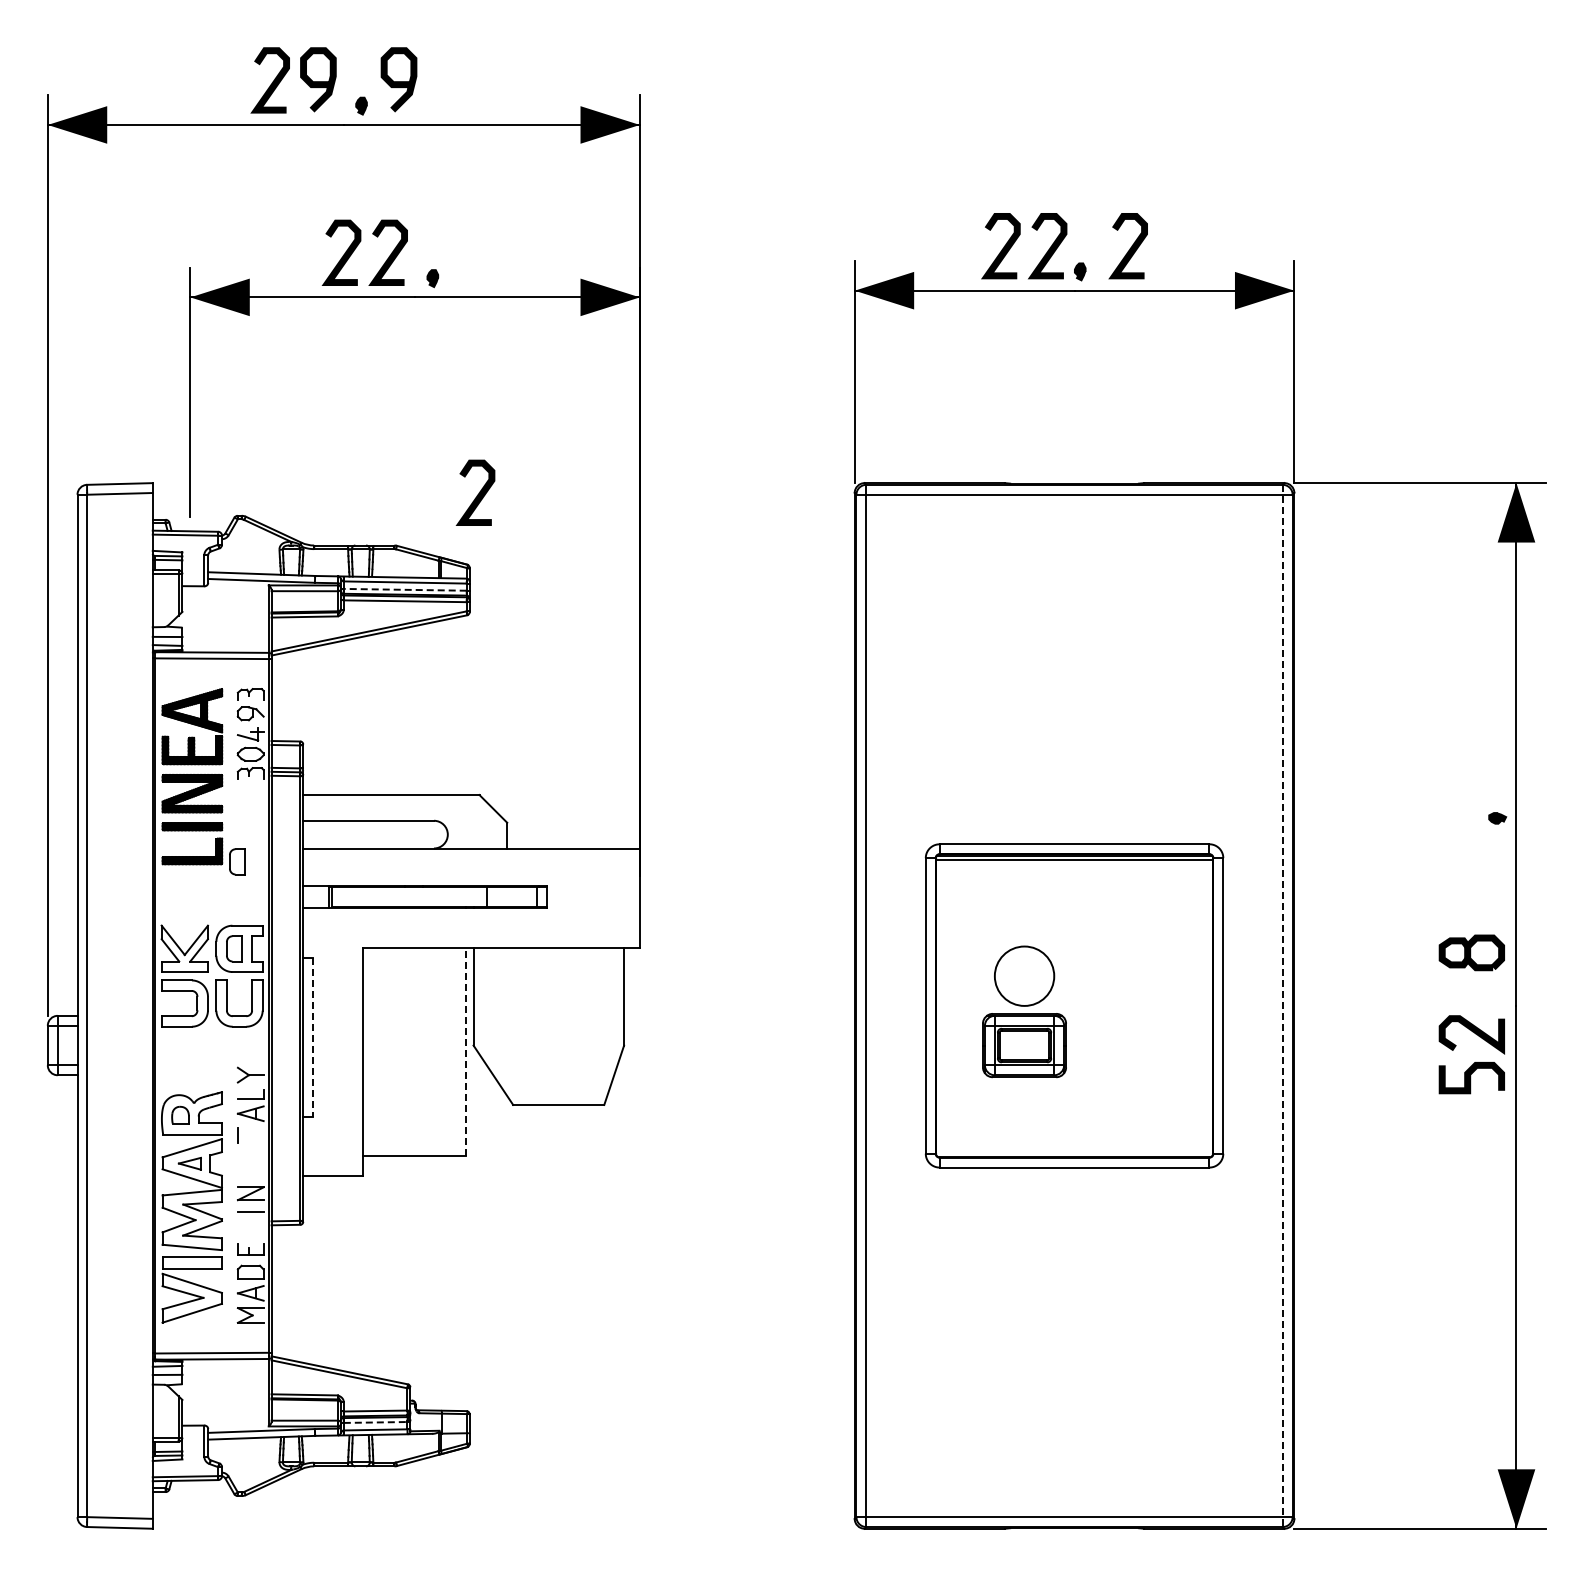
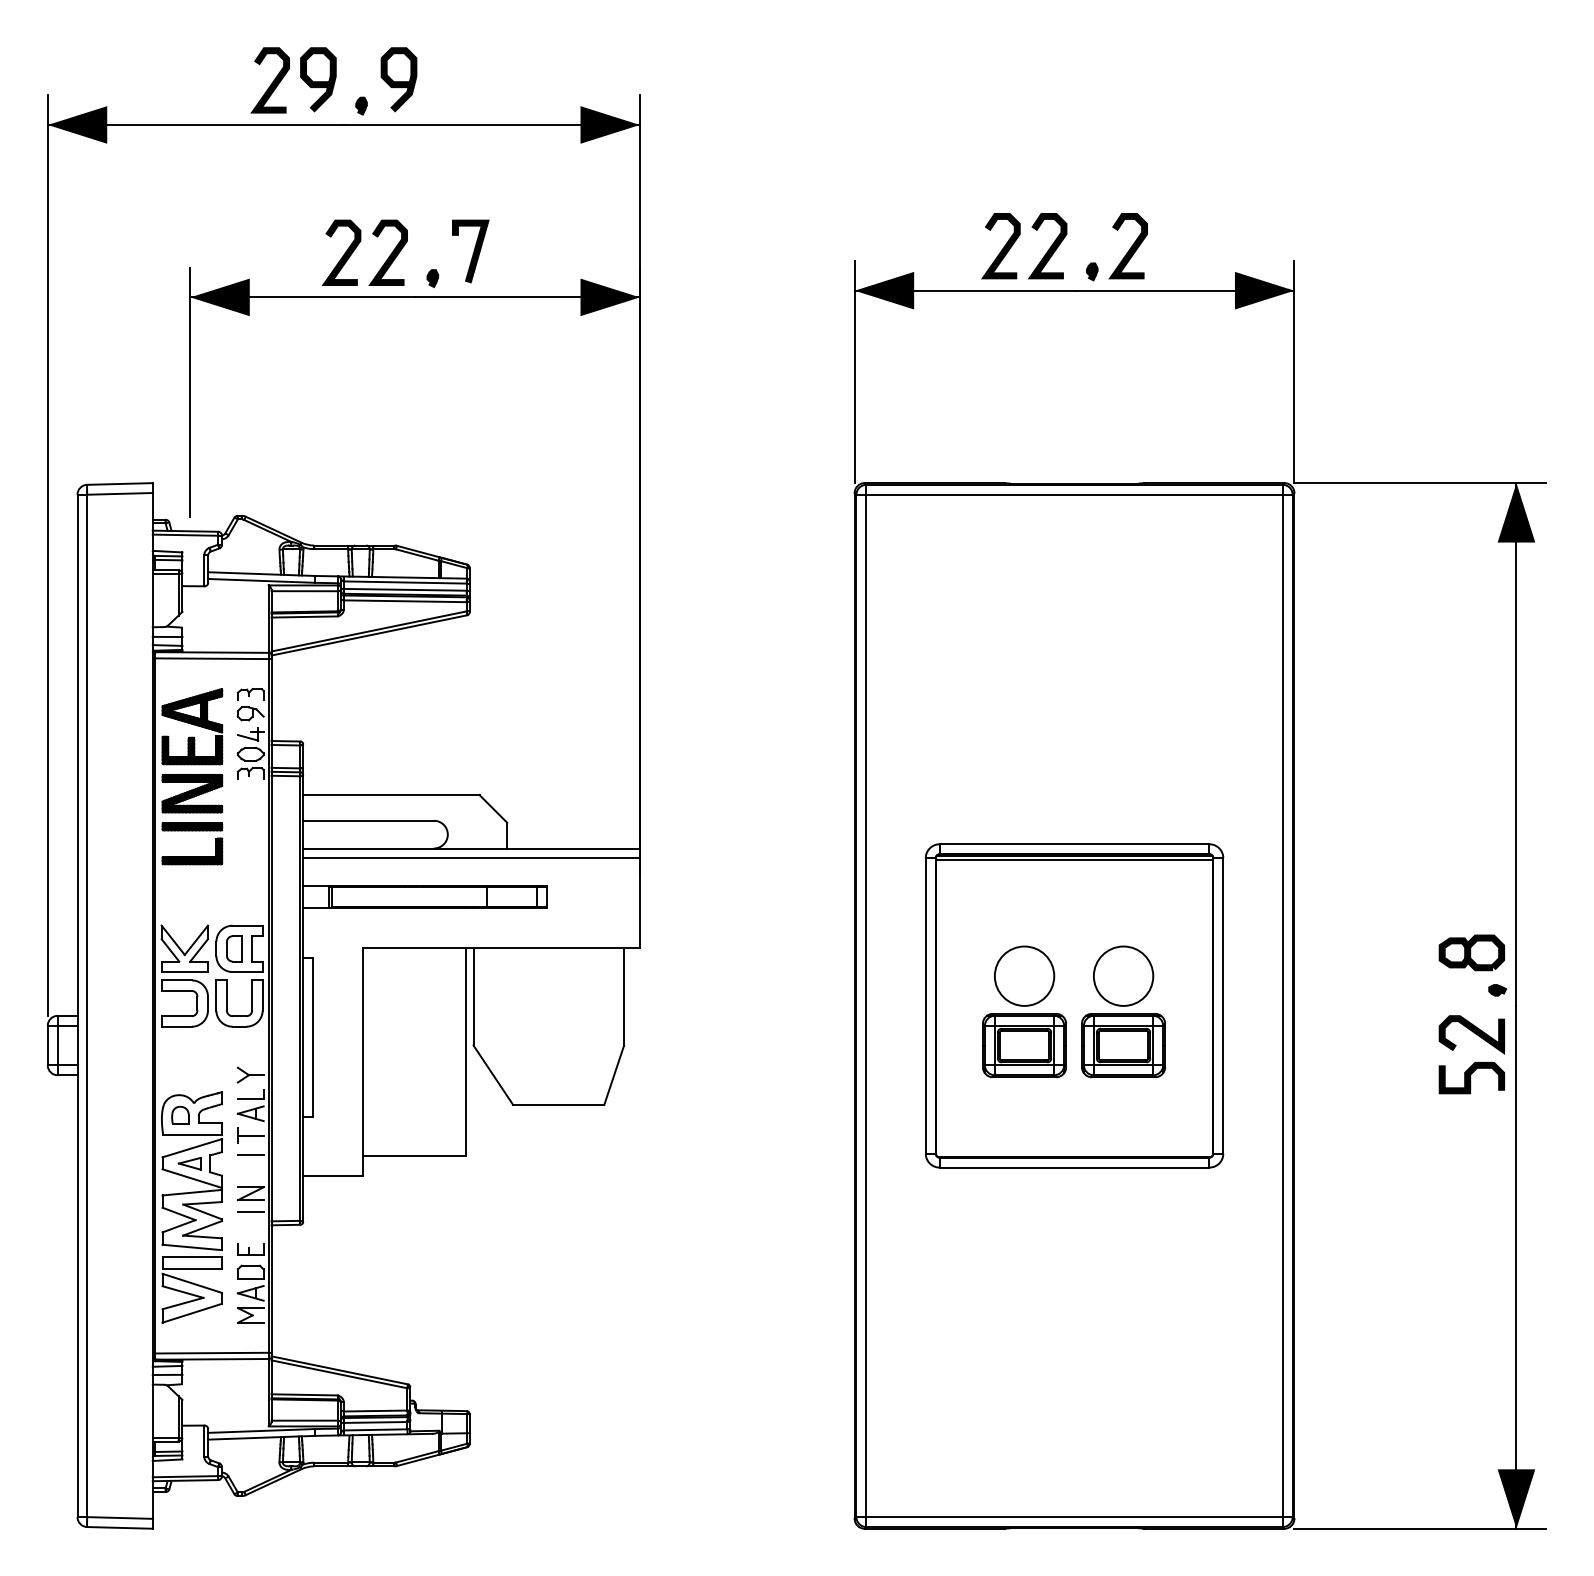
line: none -> present (473, 251)
part position: (1080, 271) -> (1092, 271) (1092, 271)
curve: present -> none (477, 494)
line: dashed -> solid (404, 589)
part position: (1497, 818) -> (1497, 990) (1497, 990)
line: none -> present (471, 858)
part: present -> none (237, 861)
line: dashed -> solid (1282, 1006)
part: none -> present (1123, 1011)
line: dashed -> solid (313, 1038)
line: dashed -> solid (465, 1051)
line: none -> present (250, 1135)
line: none -> present (250, 1154)
line: dashed -> solid (375, 1422)
